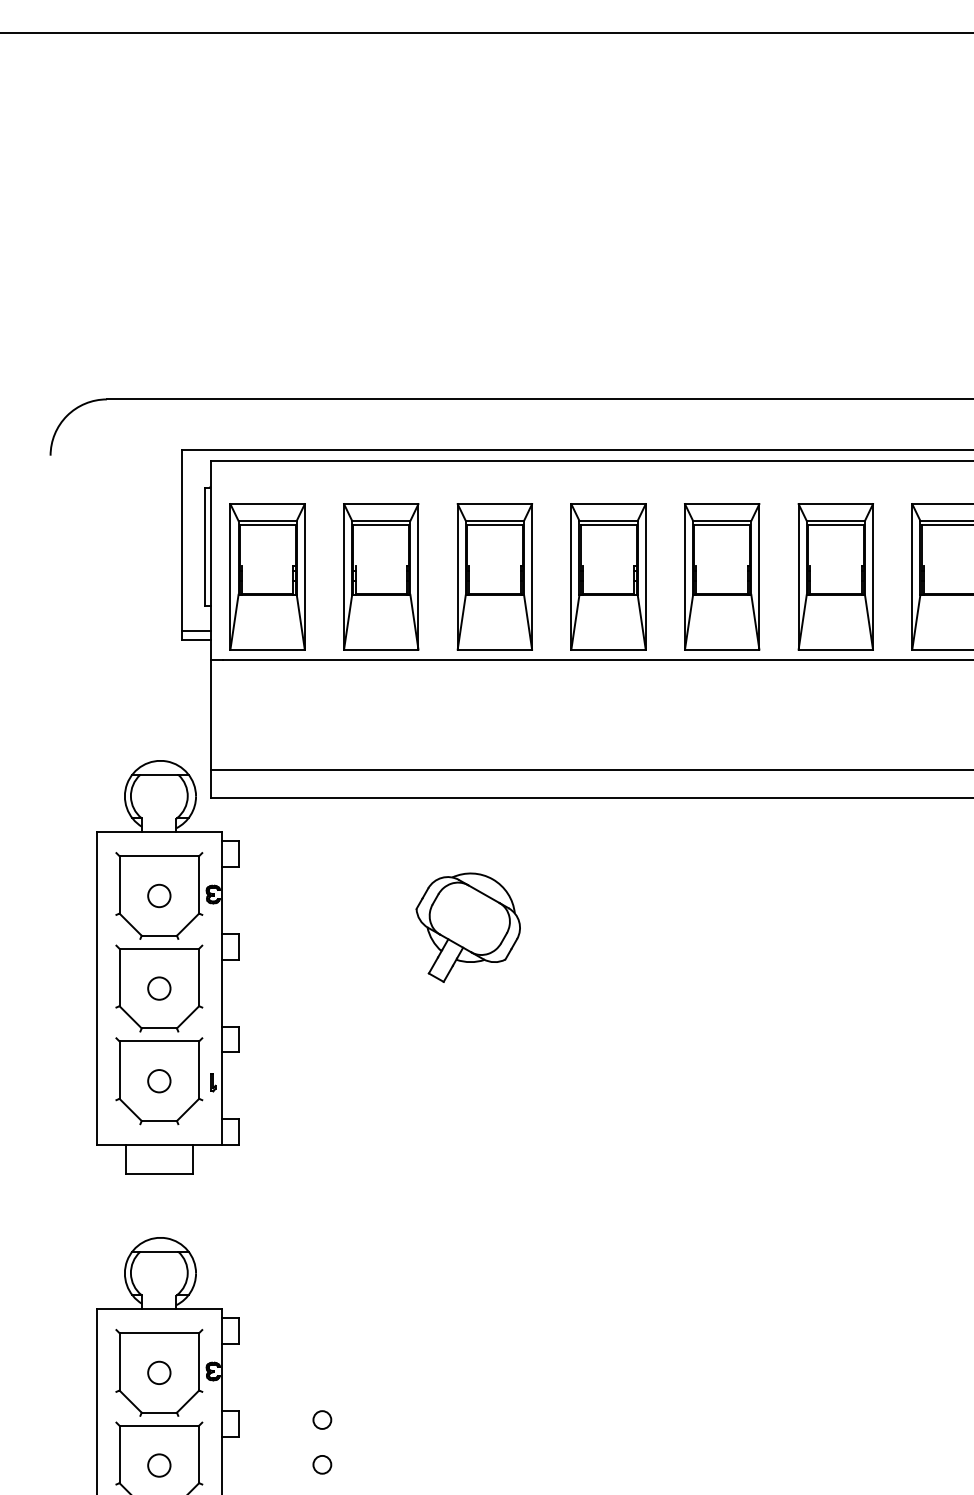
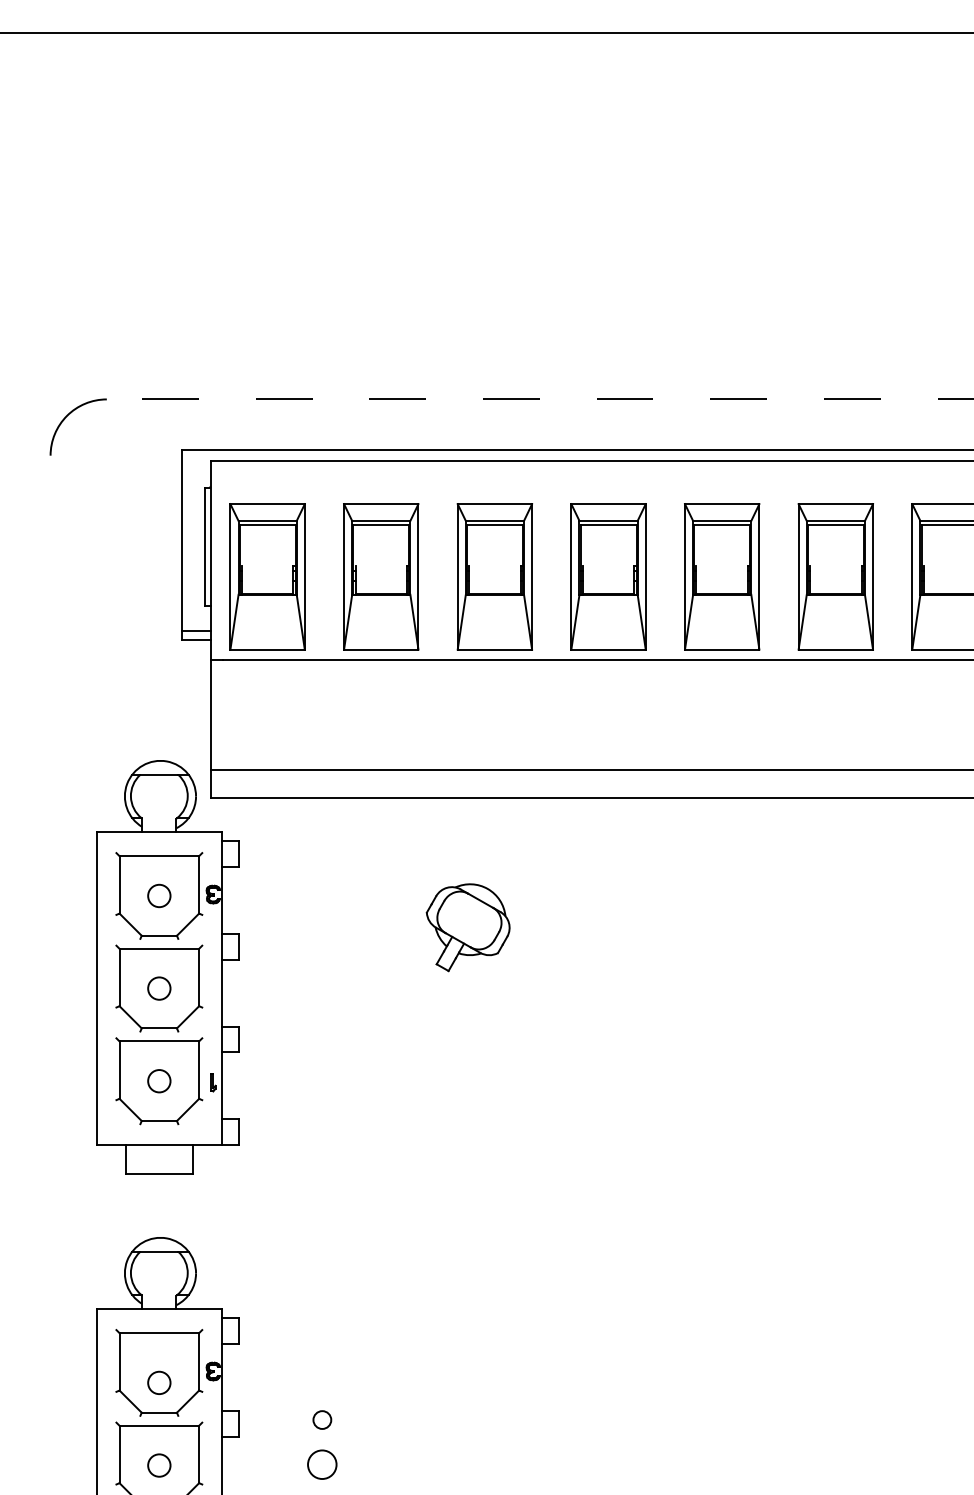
line: solid -> dashed (539, 399)
part size: 106x111 px -> 86x90 px (467, 927)
circle position: (159, 1372) -> (159, 1382) (159, 1382)
circle size: 21x20 px -> 31x31 px (322, 1464)
